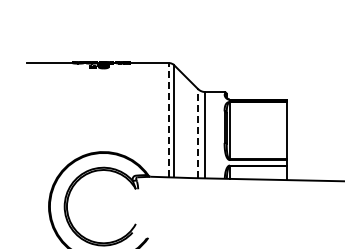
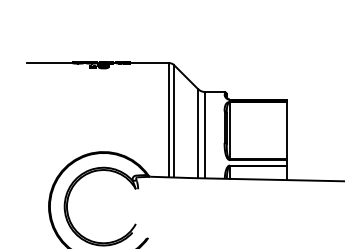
line: dashed -> solid (169, 119)
line: dashed -> solid (197, 133)
